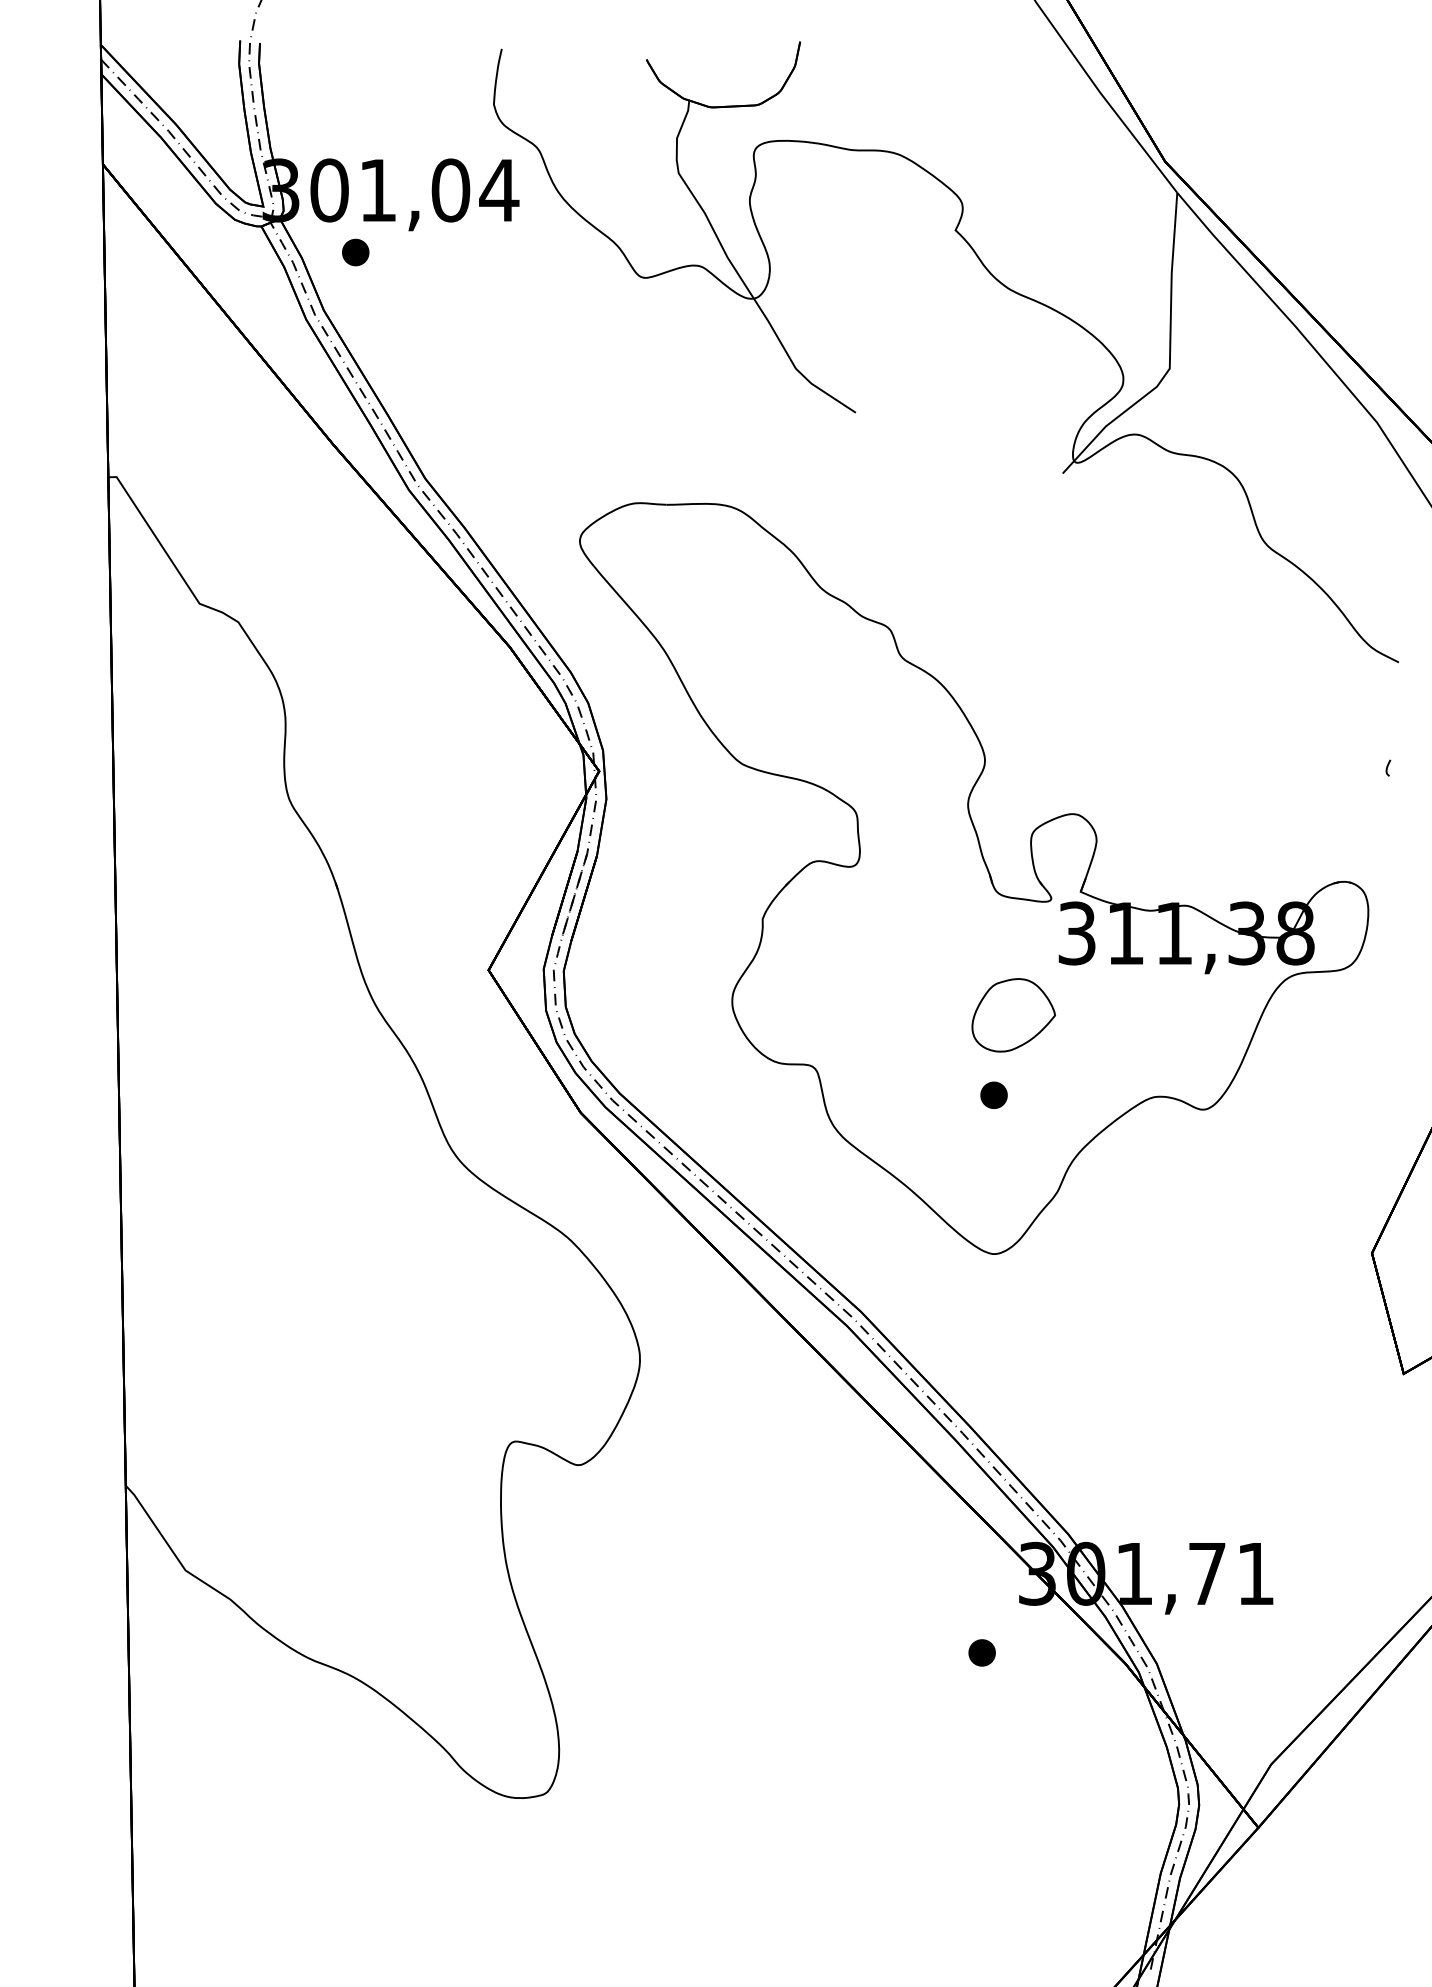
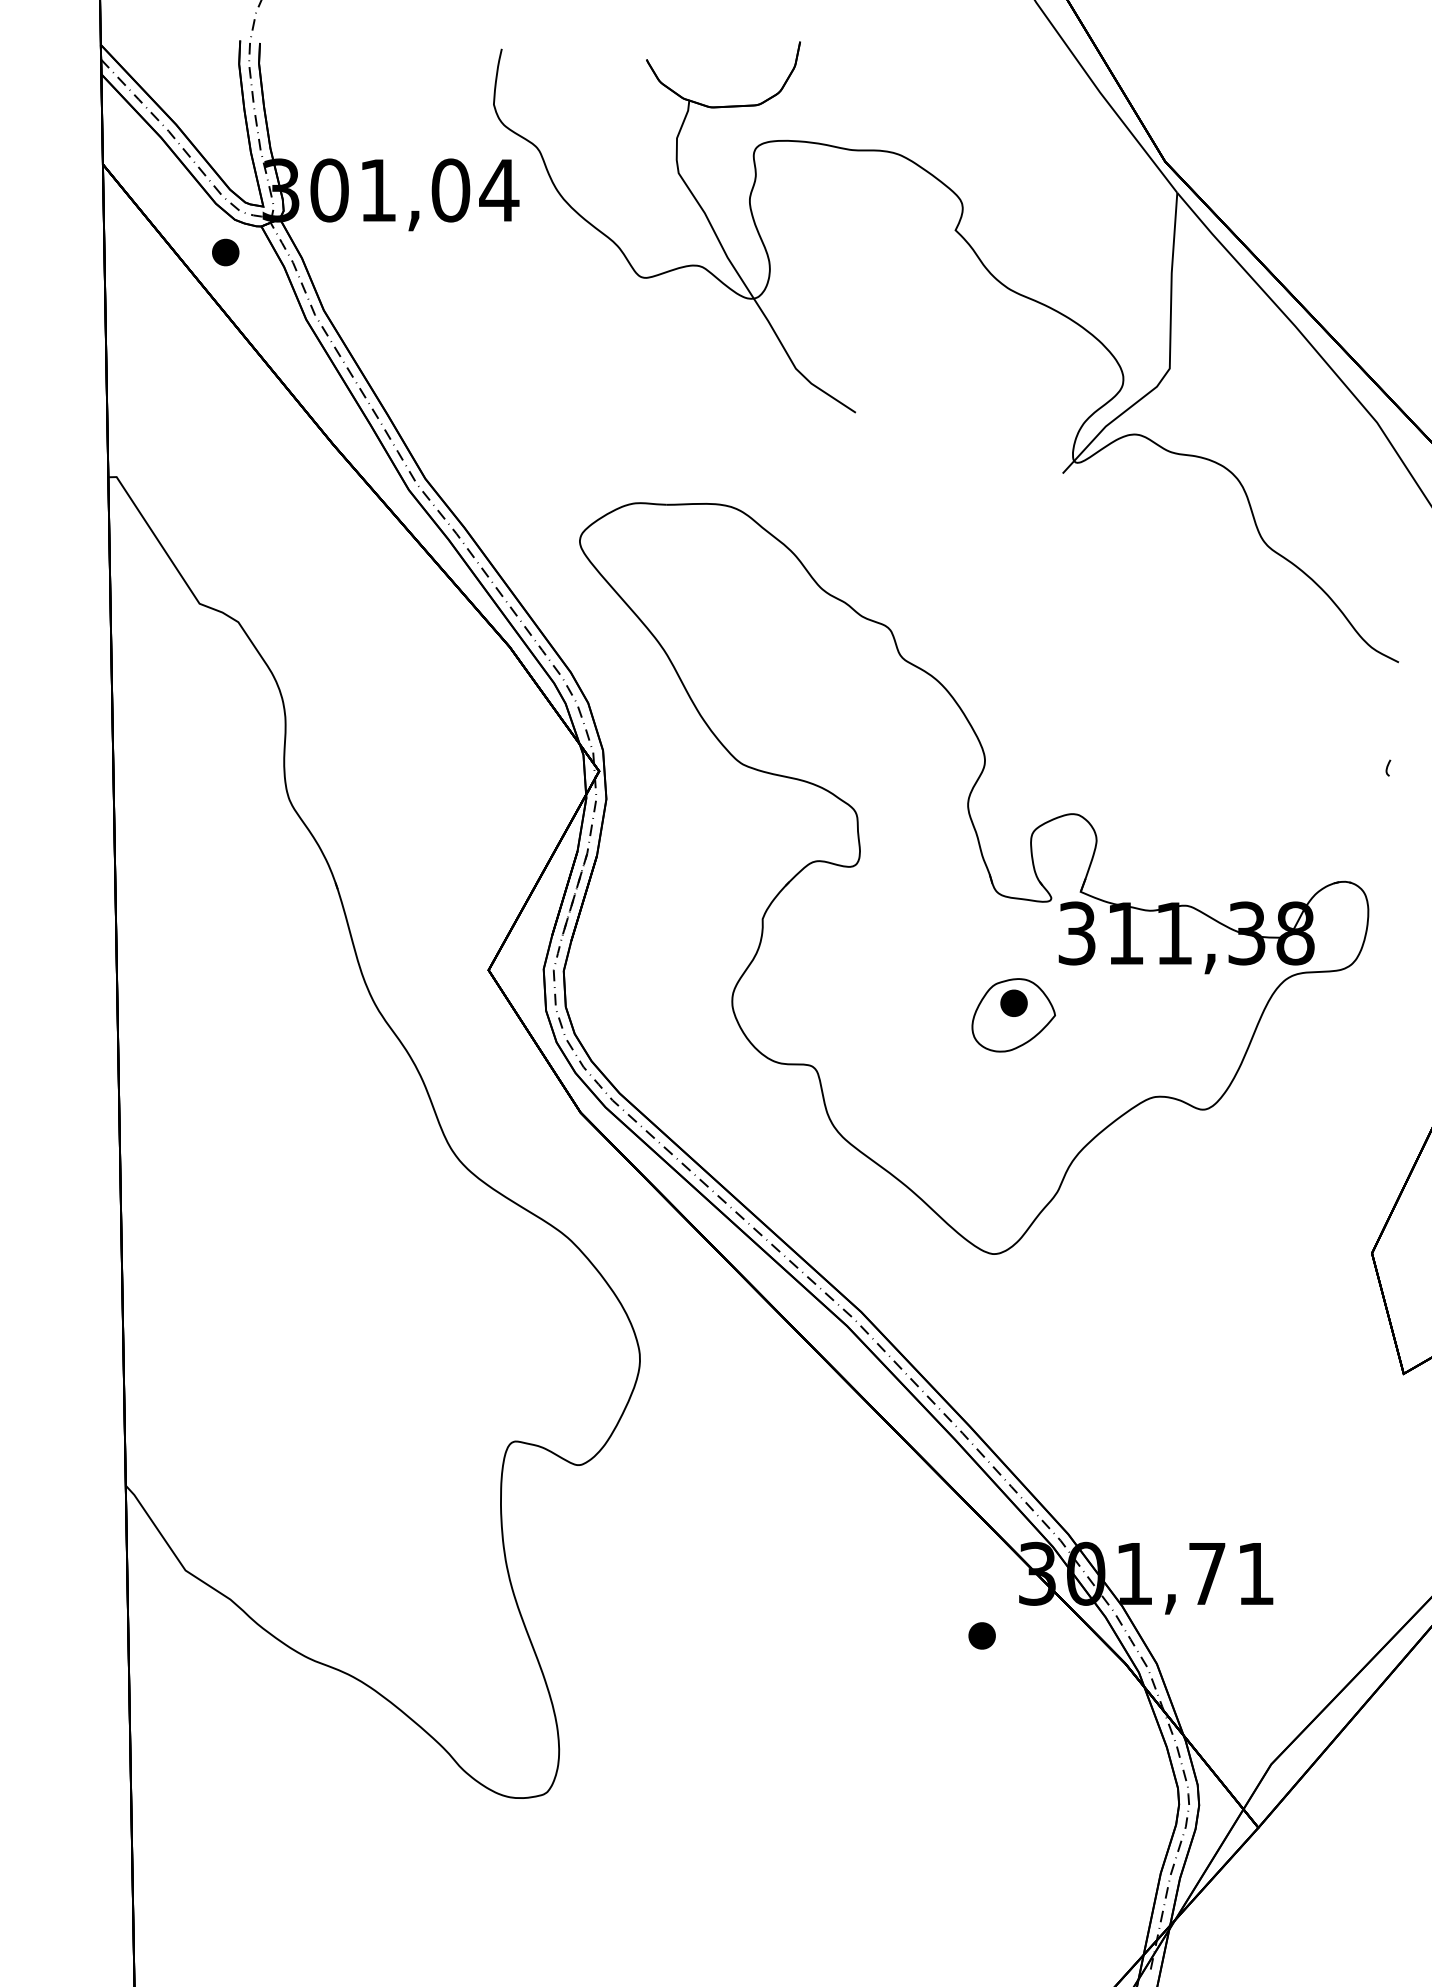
part position: (355, 252) -> (225, 252) (225, 252)
part position: (993, 1094) -> (1013, 1002) (1013, 1002)
part position: (981, 1652) -> (981, 1635) (981, 1635)
